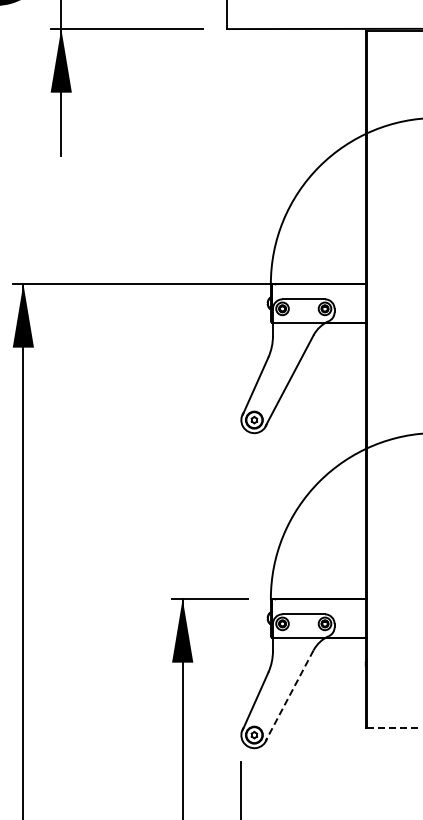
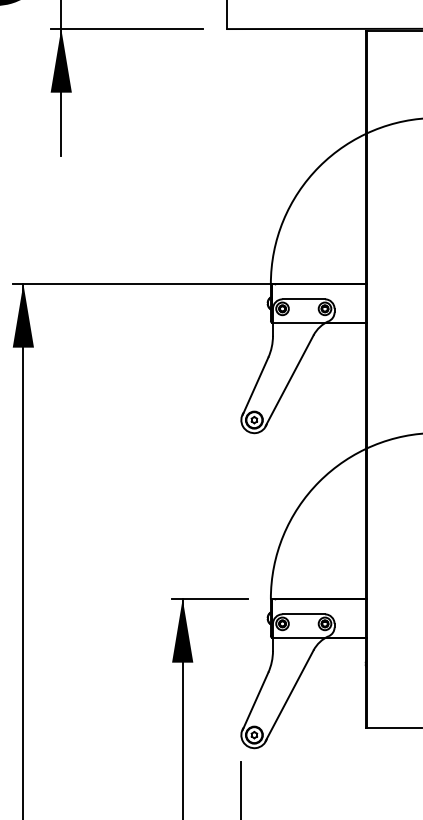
line: dashed -> solid (289, 696)
line: dashed -> solid (395, 727)
